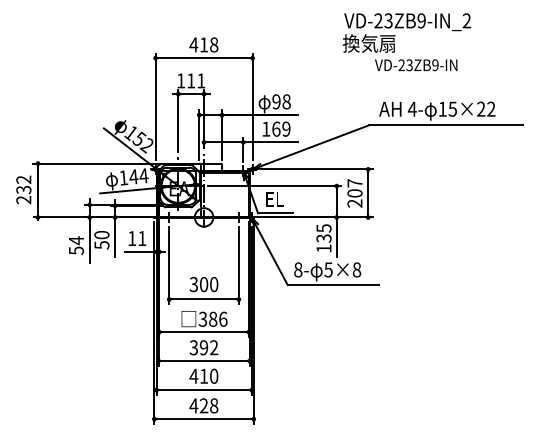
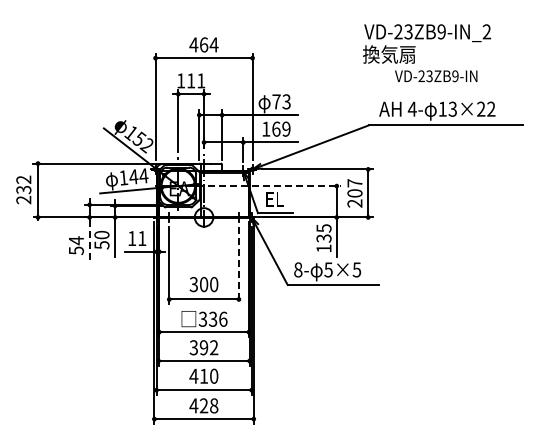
text position: (407, 42) -> (427, 53) (427, 53)
text: 418 -> 464 (209, 44)
text: 98 -> 73 (281, 101)
text: 15×22 -> 13×22 (452, 108)
line: solid -> dashed (274, 186)
line: solid -> dashed (89, 241)
line: solid -> dashed (238, 265)
text: 5×8 -> 5×5 (356, 269)
text: 386 -> 336 (213, 318)
